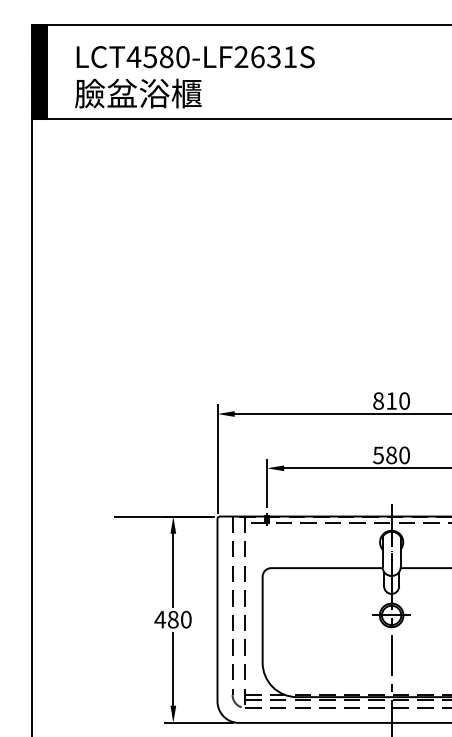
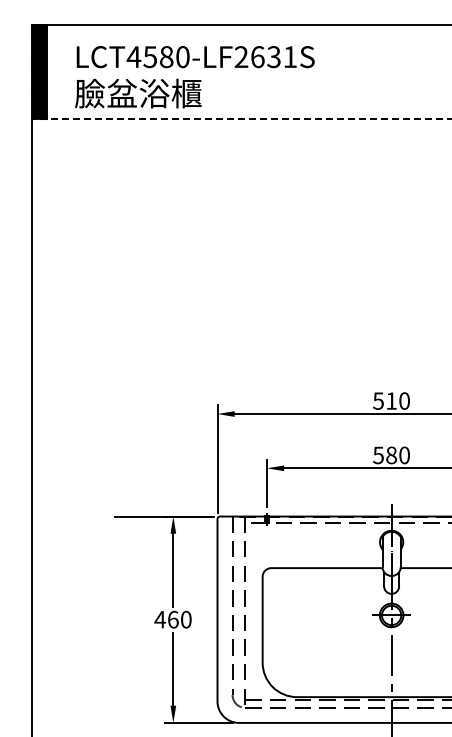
line: solid -> dashed (241, 119)
text: 810 -> 510 (378, 400)
text: 480 -> 460 (173, 619)
line: present -> none (346, 694)
